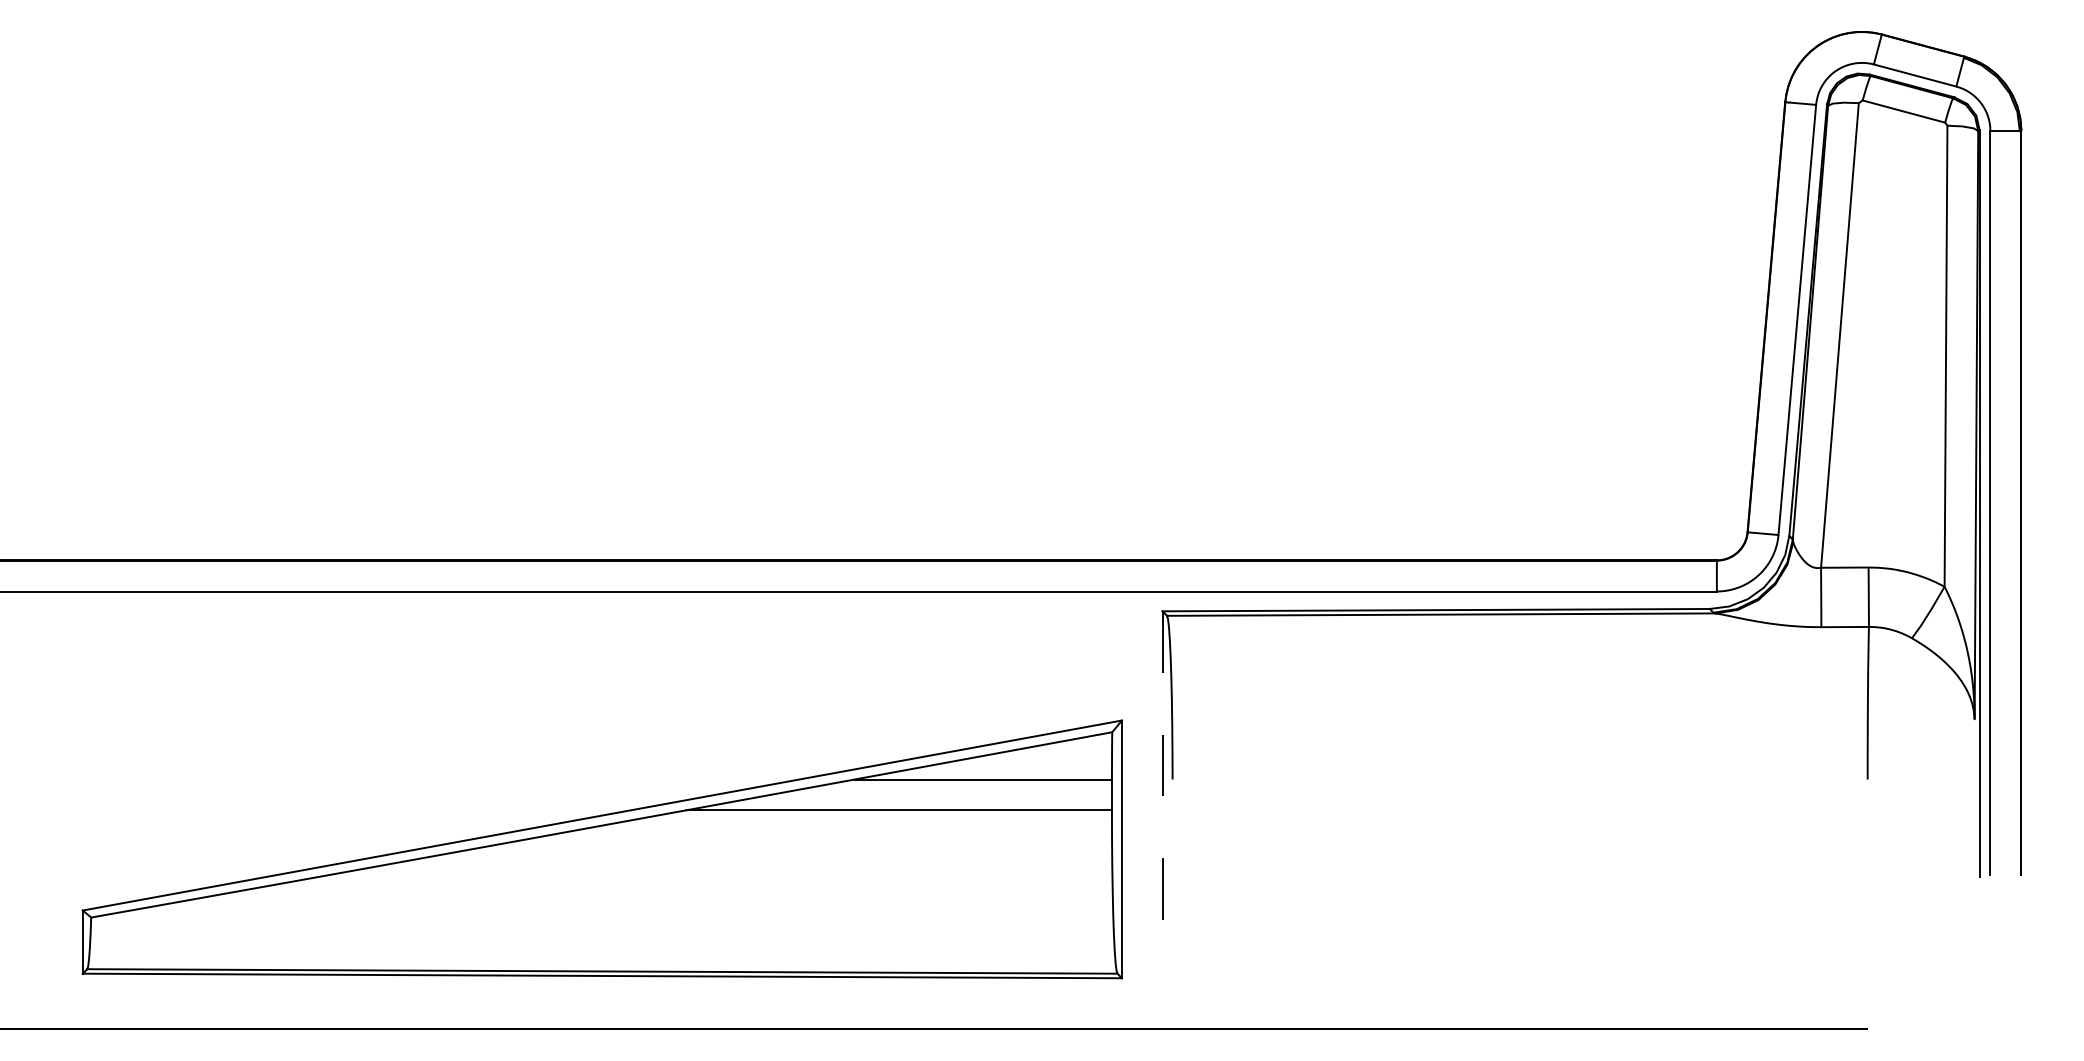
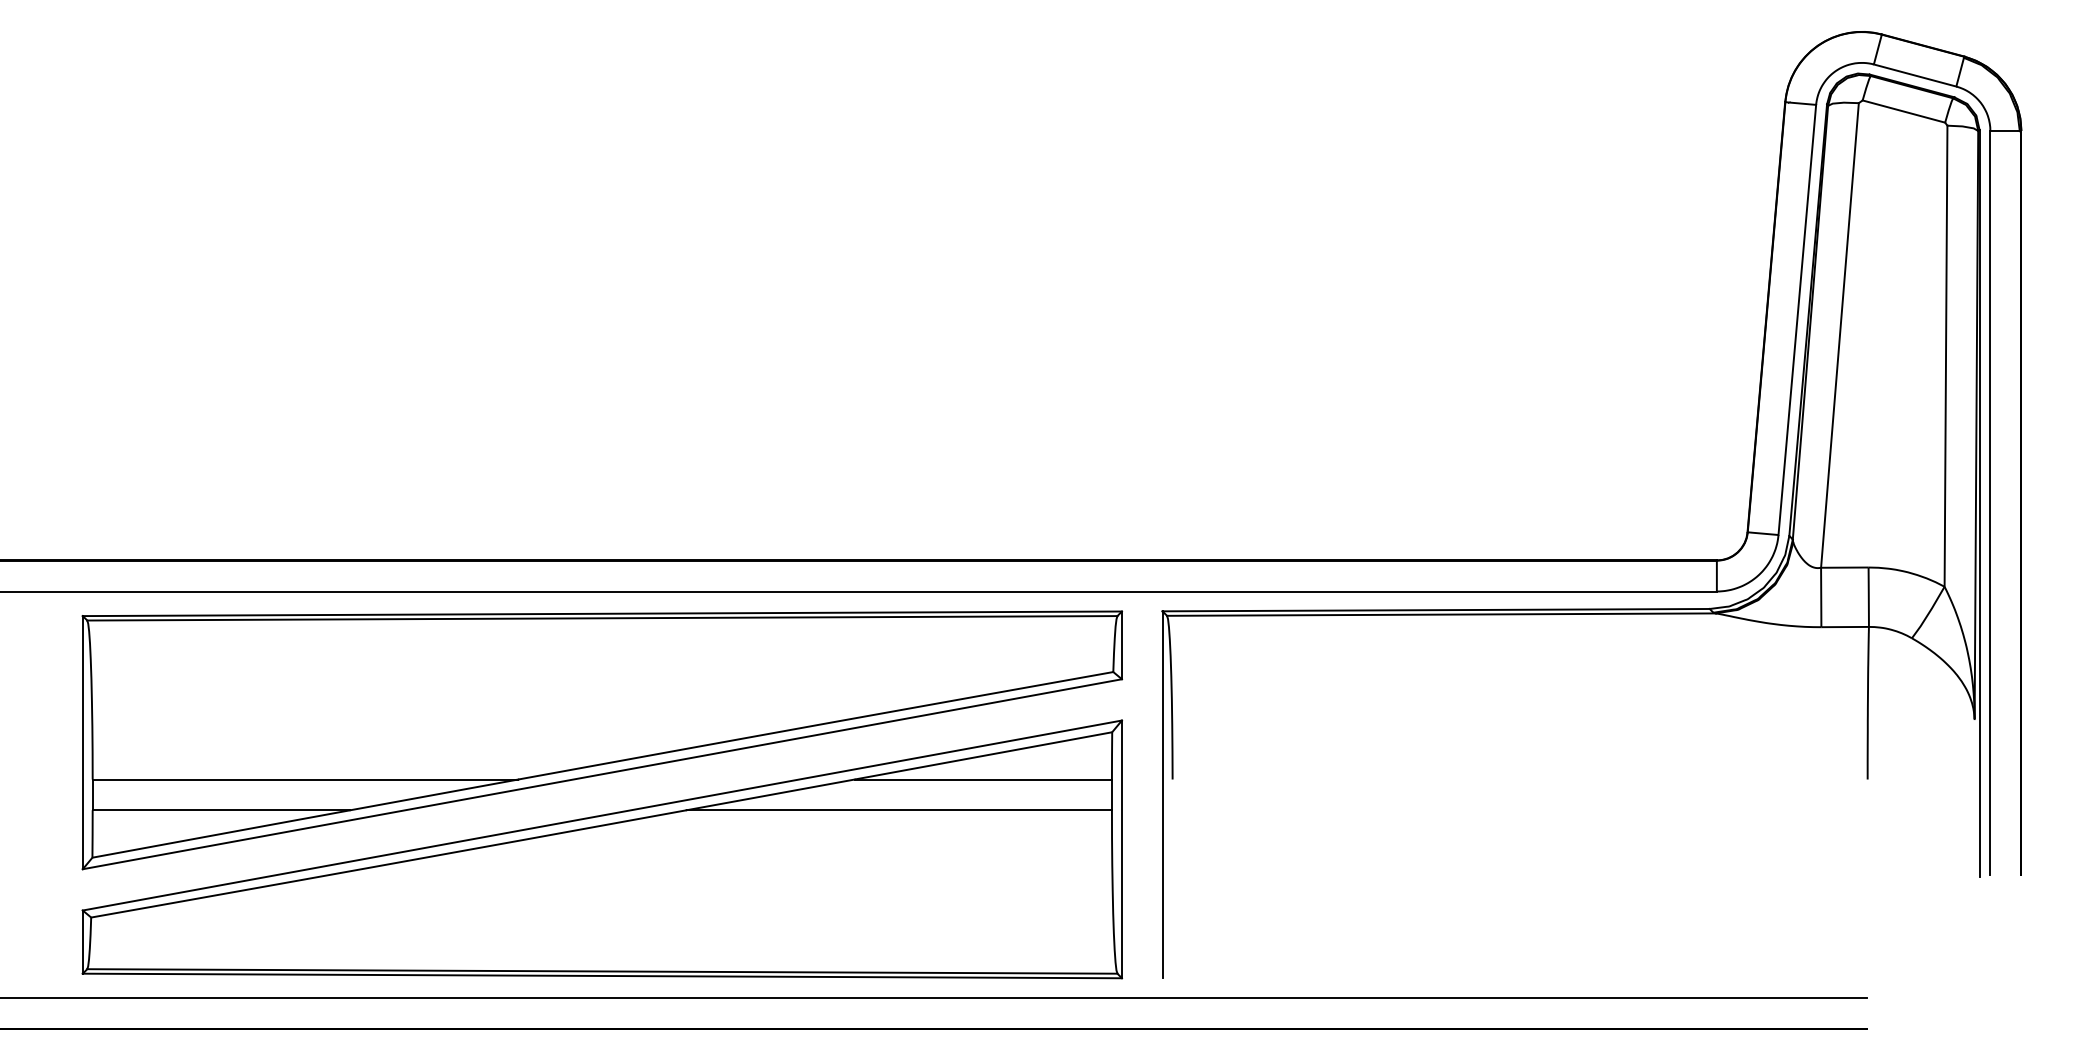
part: none -> present (601, 740)
line: dashed -> solid (1162, 794)
line: none -> present (934, 998)
